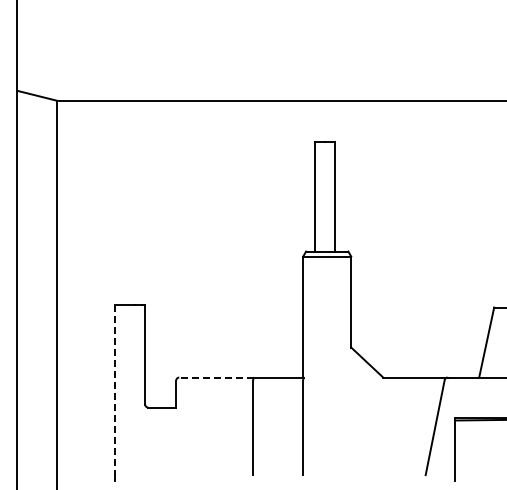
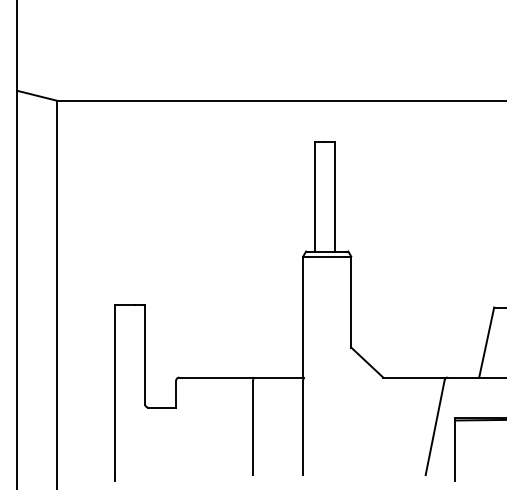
line: dashed -> solid (215, 377)
line: dashed -> solid (115, 389)
